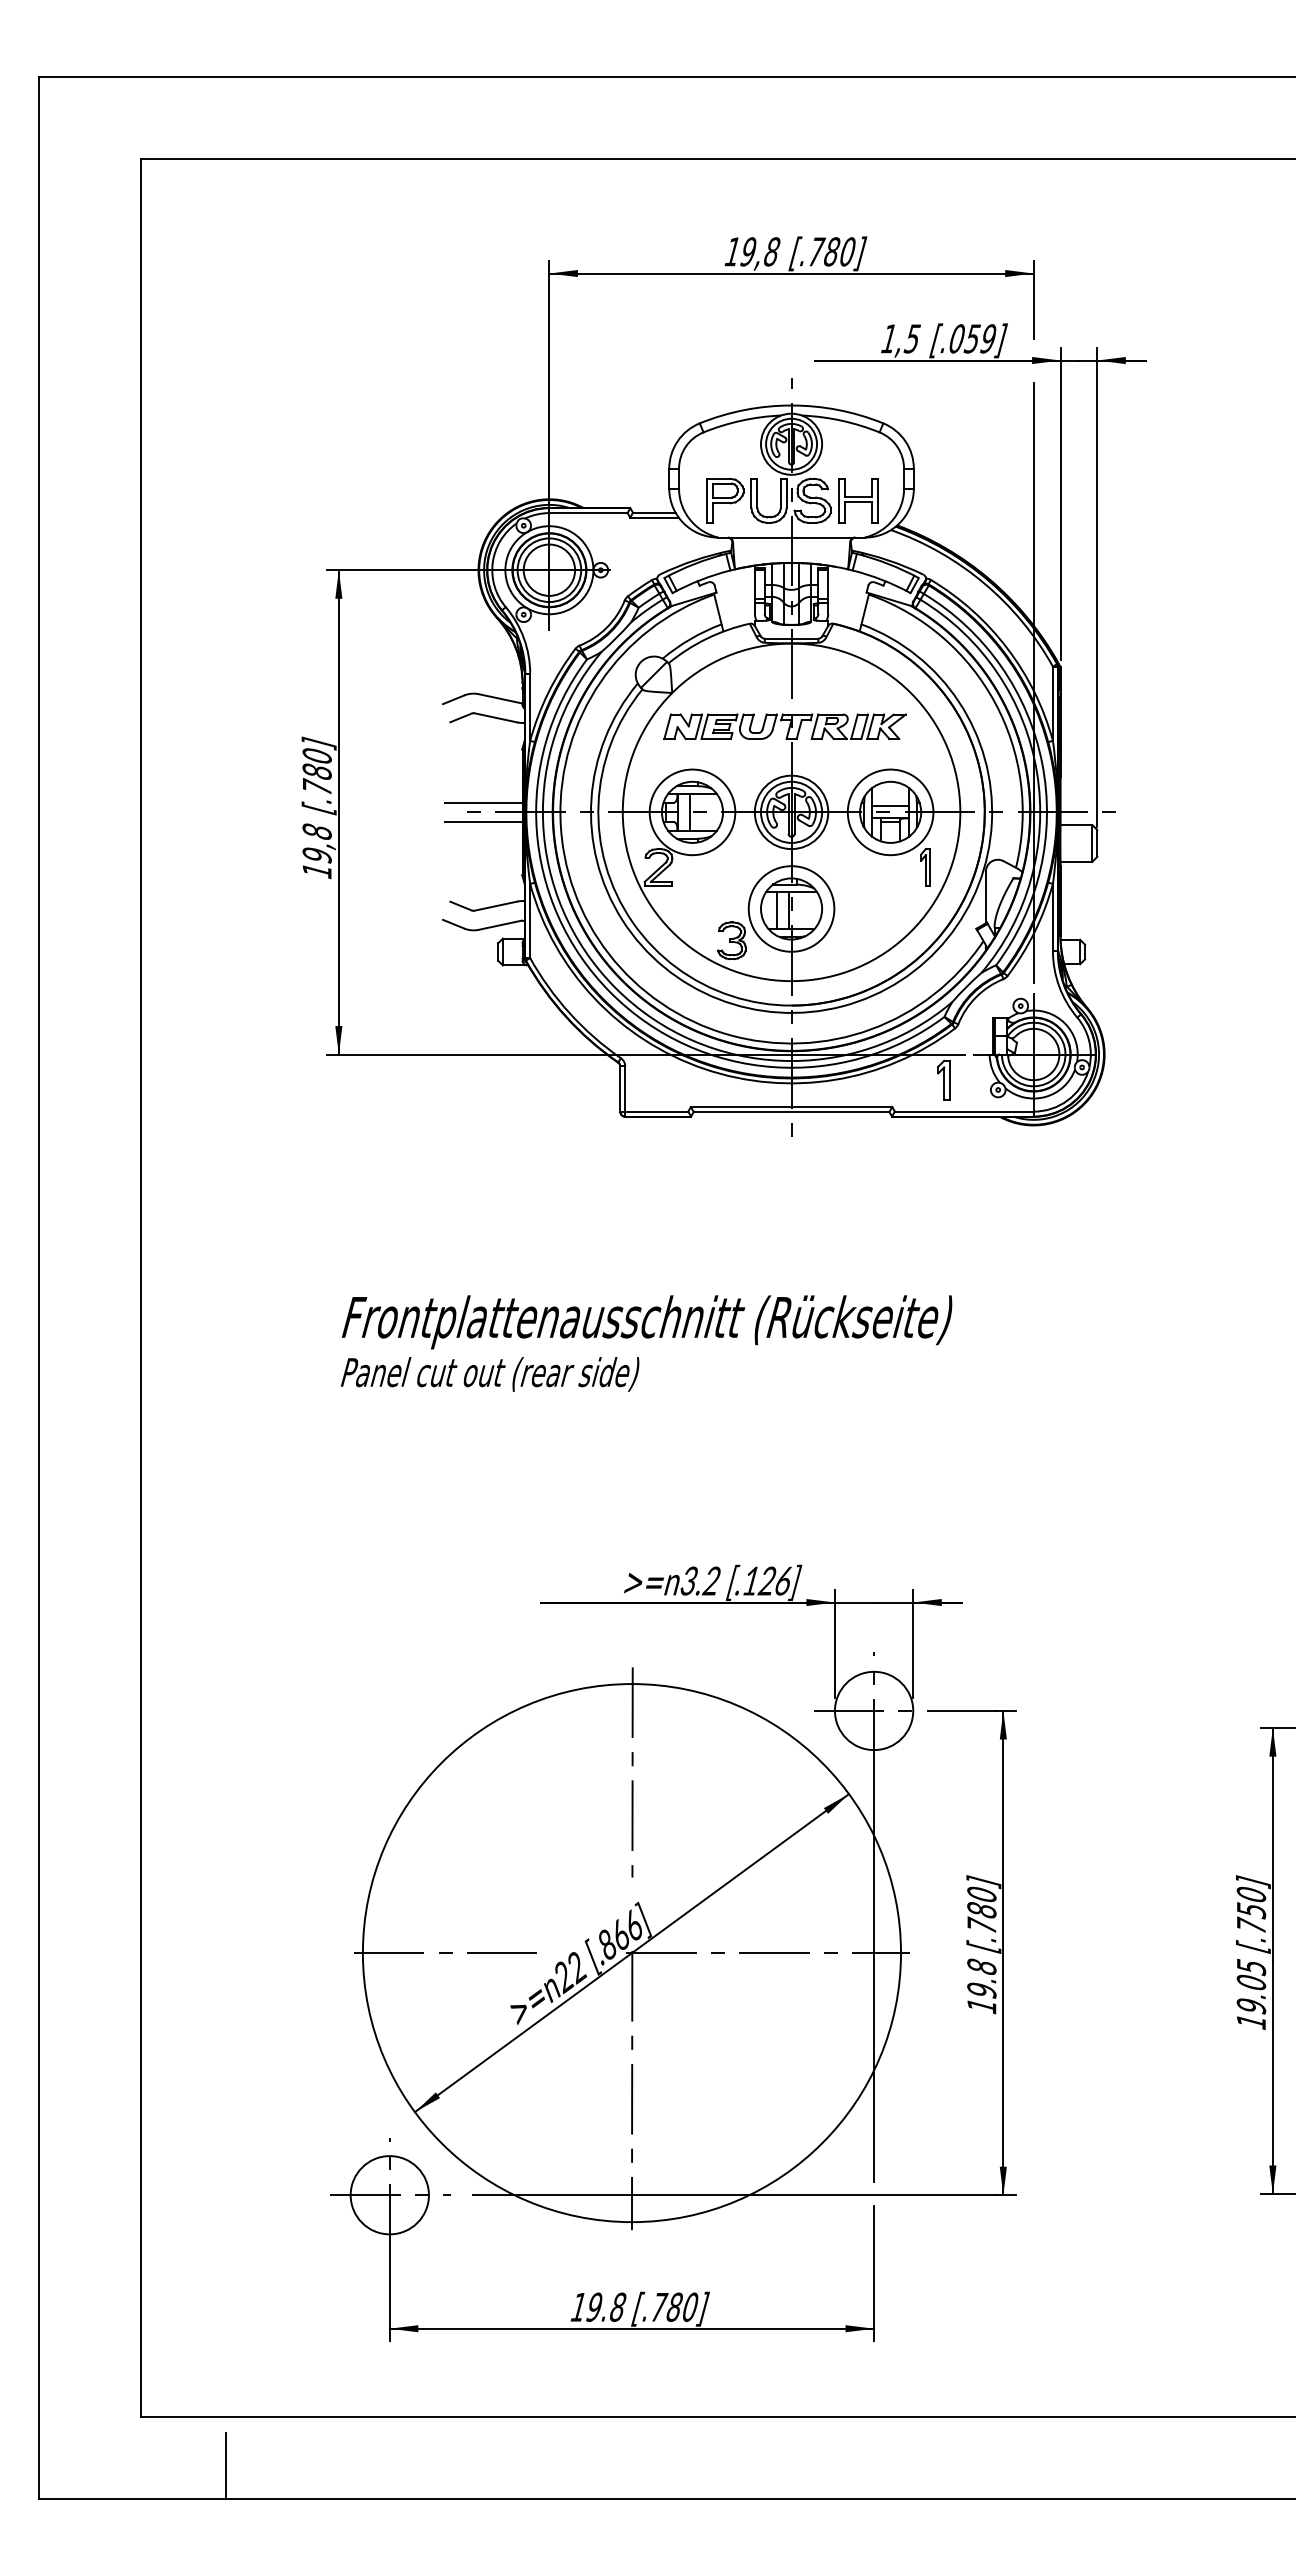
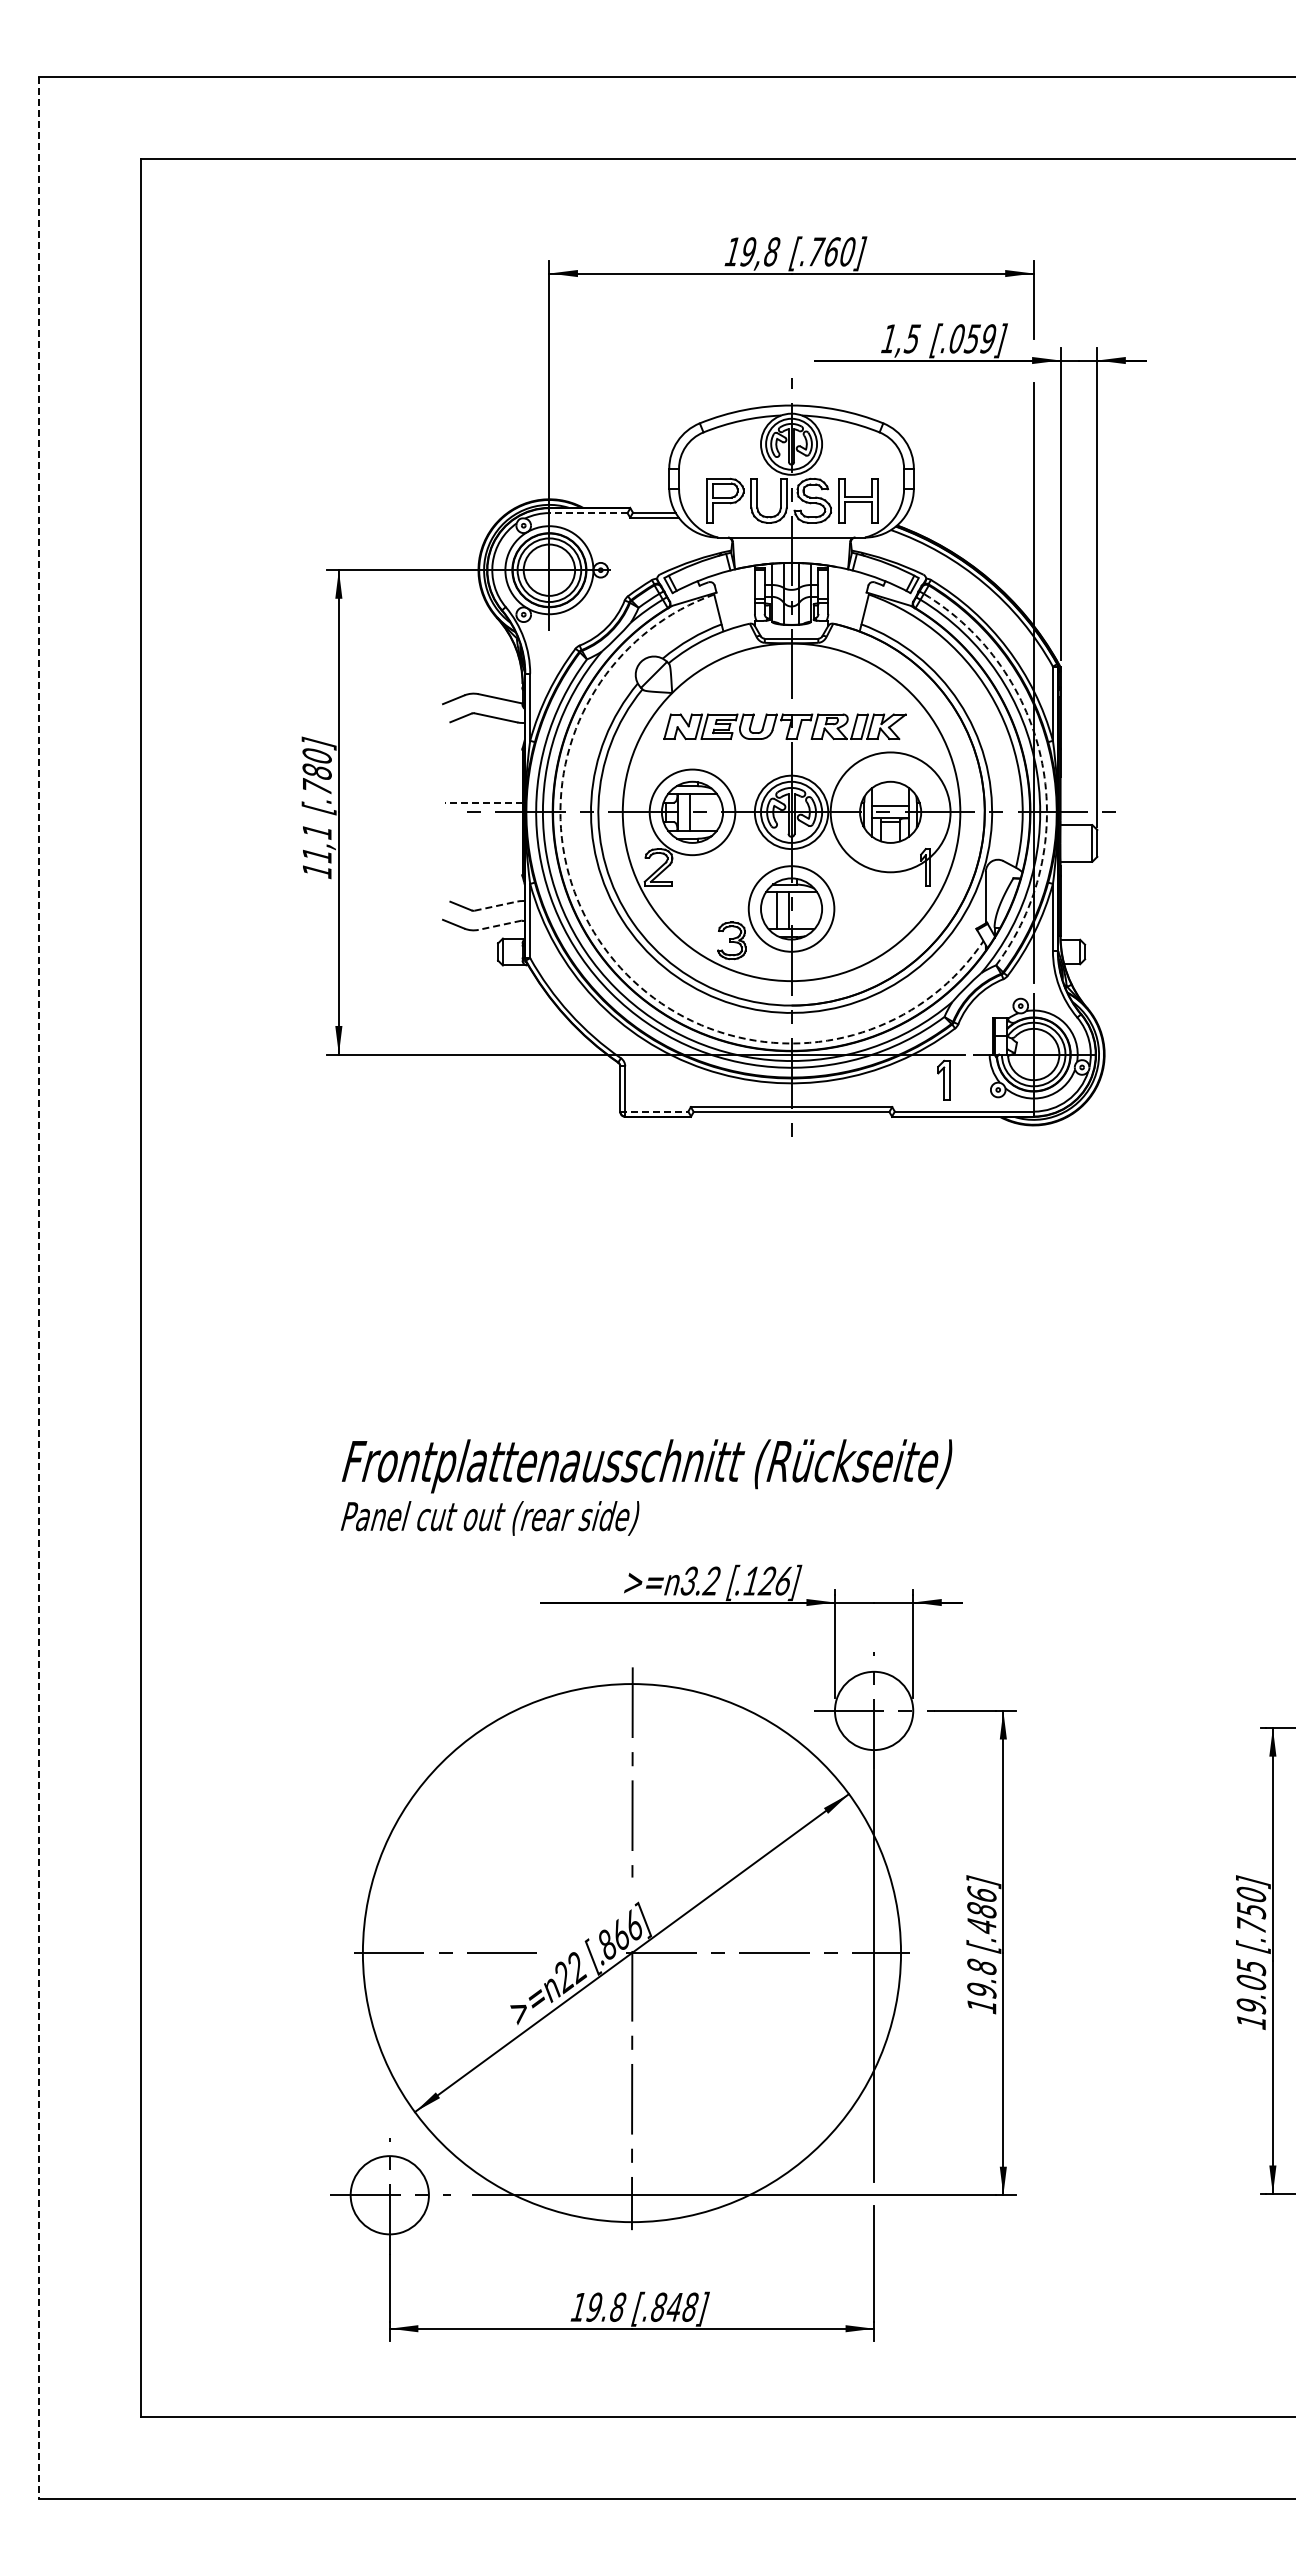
text: [.780] -> [.760] (832, 251)
line: solid -> dashed (587, 513)
arc: solid -> dashed (1042, 763)
line: solid -> dashed (484, 802)
circle diameter: 86 px -> 120 px (890, 812)
line: present -> none (483, 822)
text: 19,8 -> 11,1 (316, 843)
line: solid -> dashed (496, 906)
line: solid -> dashed (500, 925)
arc: solid -> dashed (609, 954)
line: solid -> dashed (654, 1111)
line: solid -> dashed (38, 1287)
text position: (646, 1343) -> (646, 1487) (646, 1487)
text: [.780] -> [.486] (981, 1909)
text: [.780] -> [.848] (674, 2306)
line: present -> none (226, 2465)
